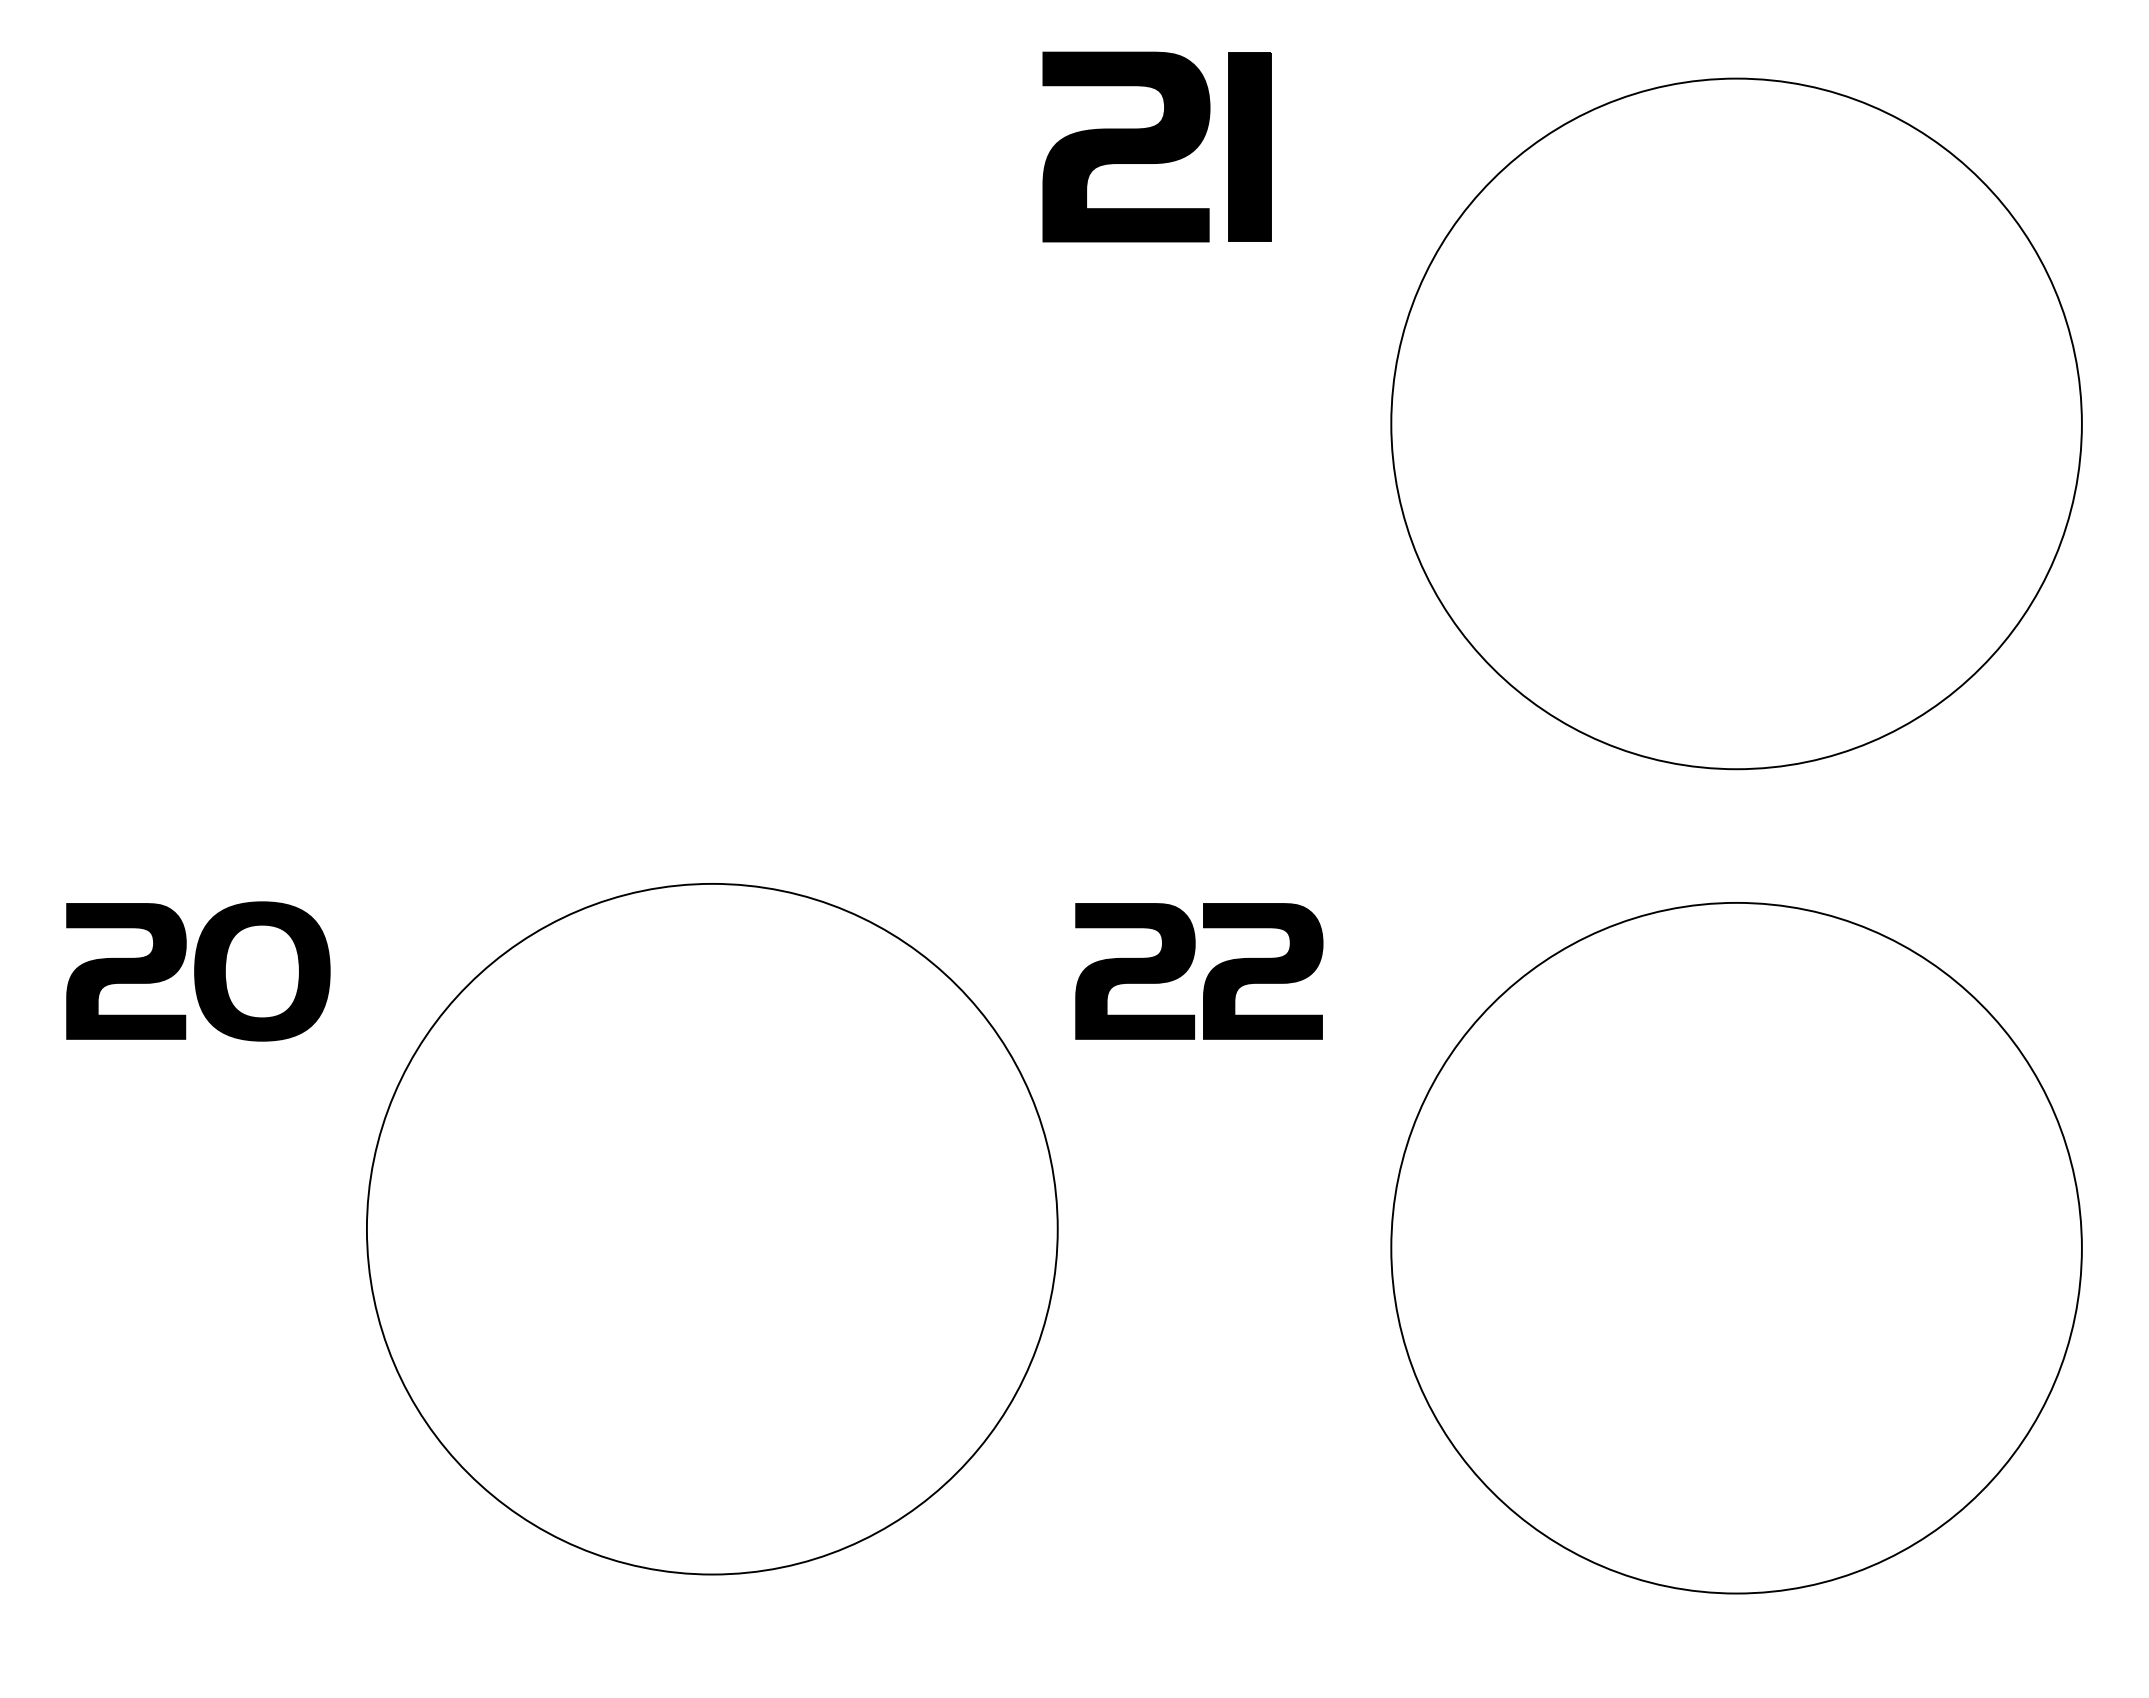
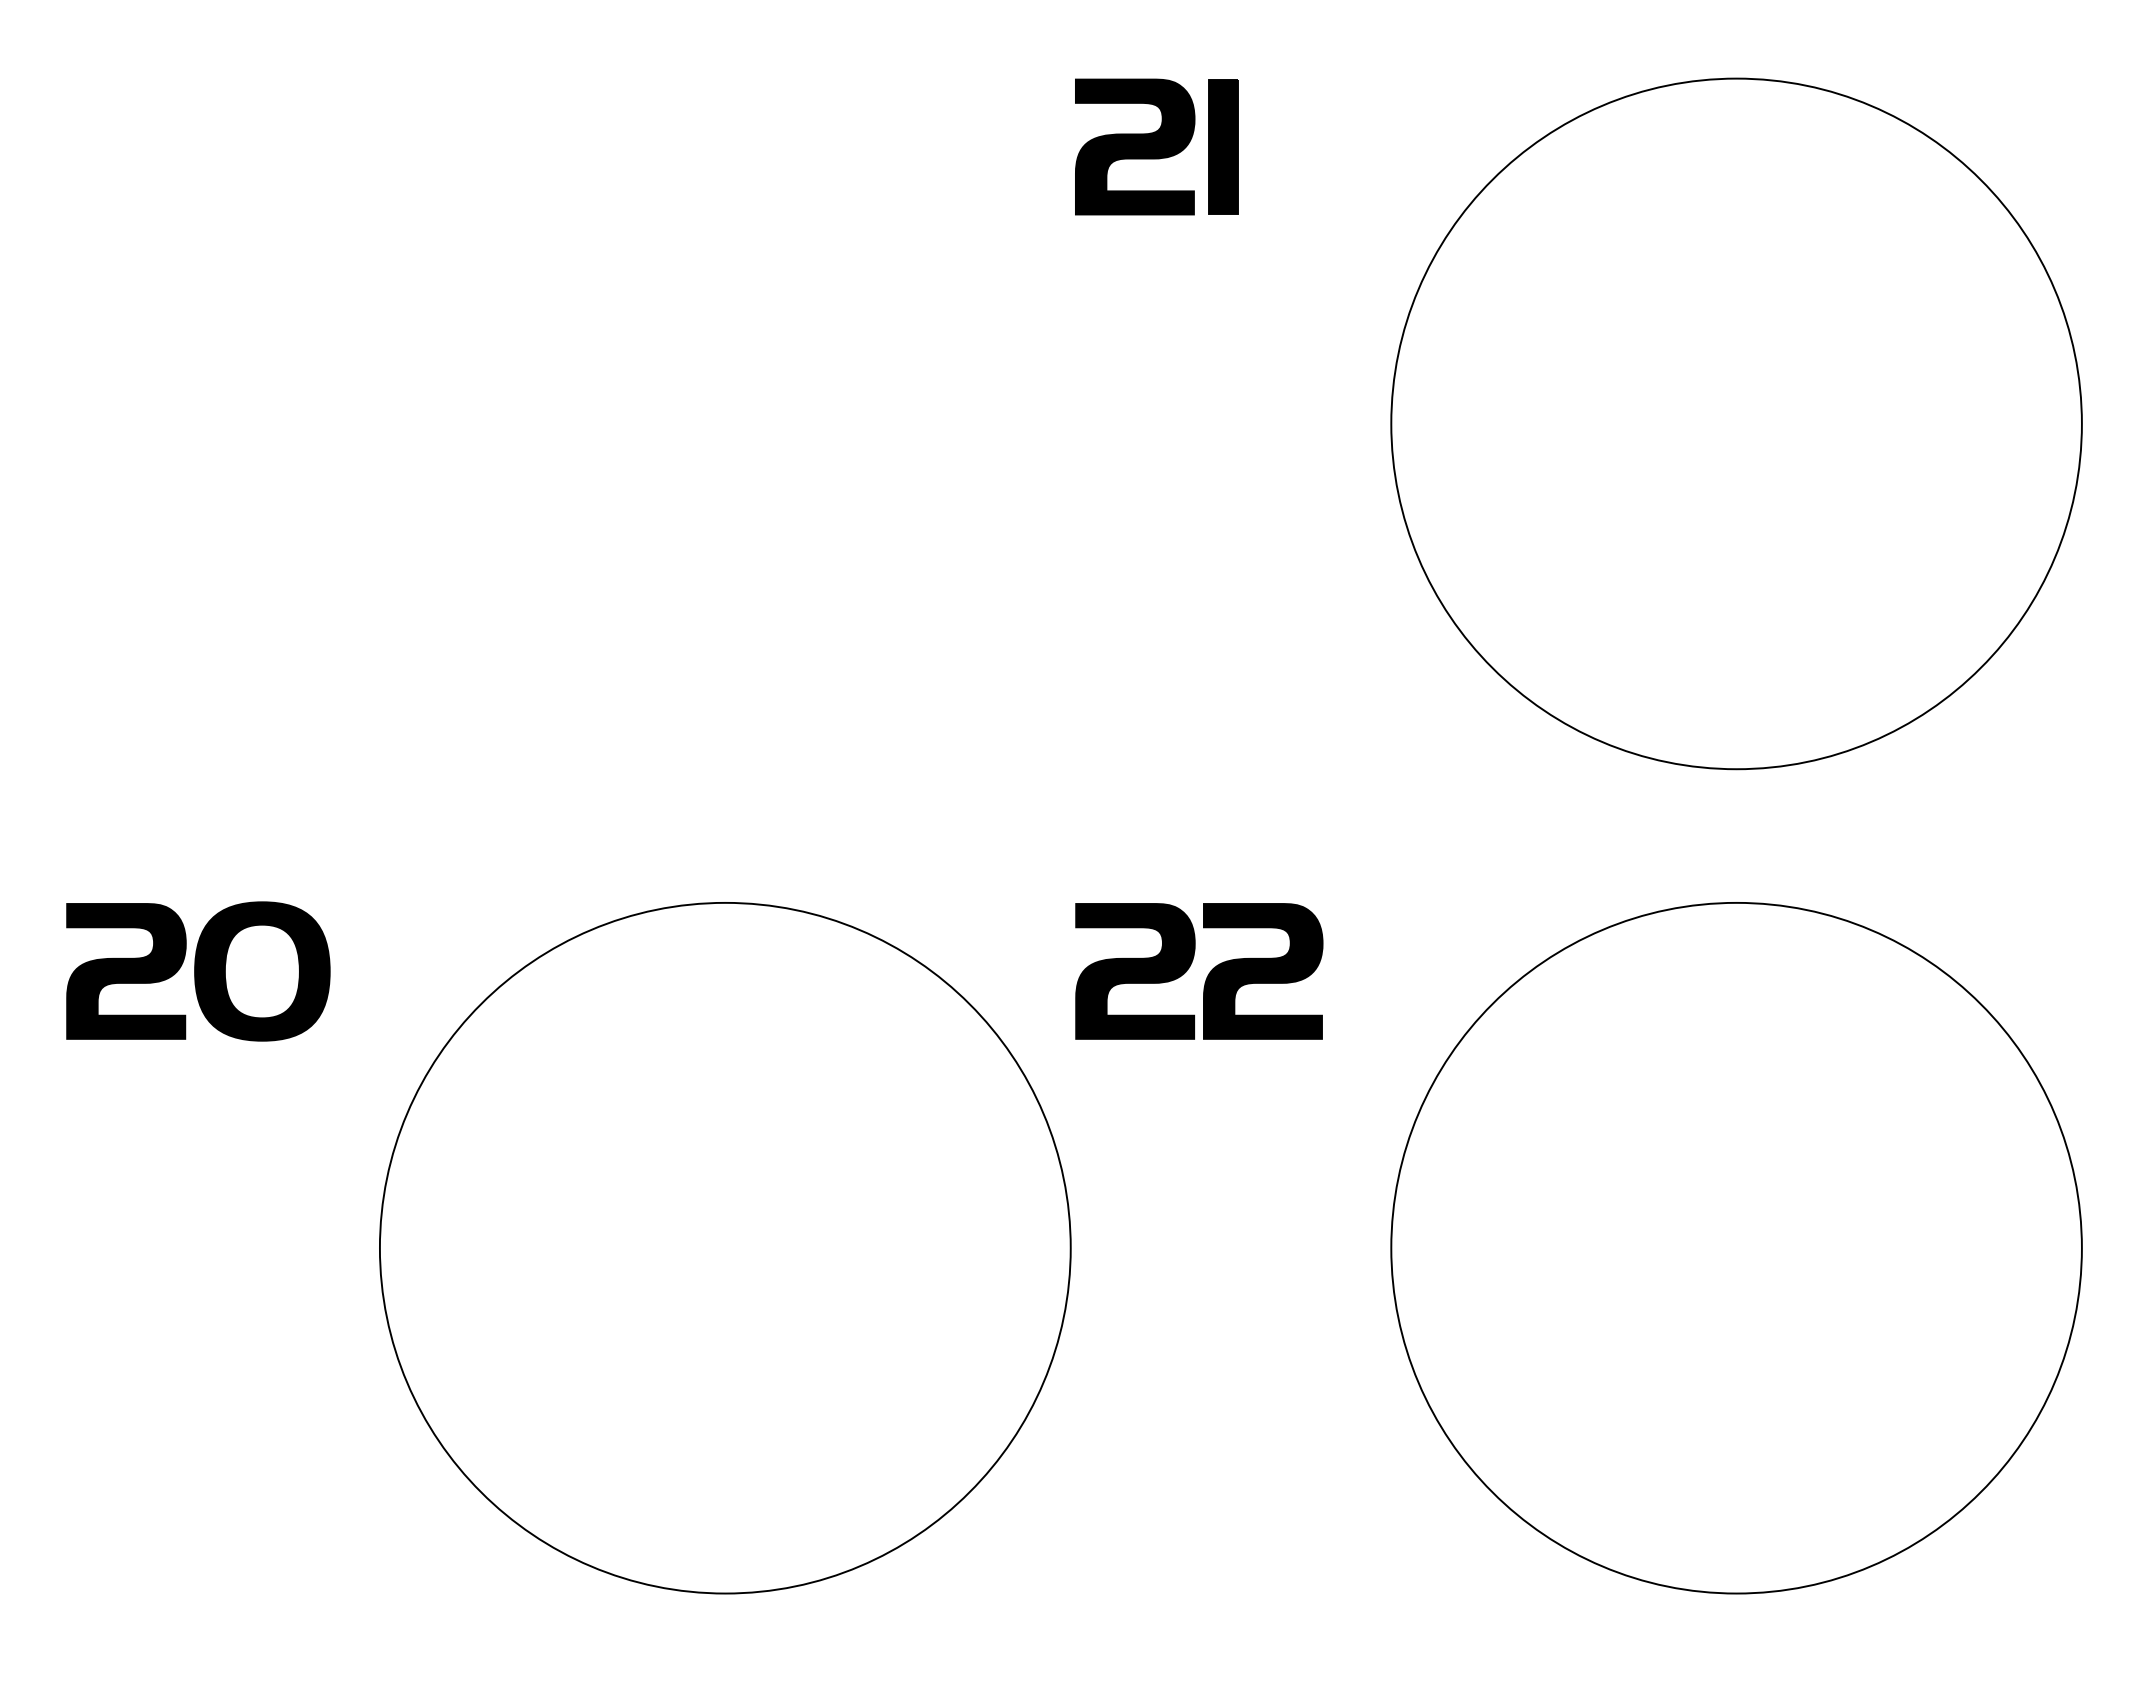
part size: 230x192 px -> 164x138 px (1156, 146)
part position: (712, 1229) -> (725, 1248) (725, 1248)
